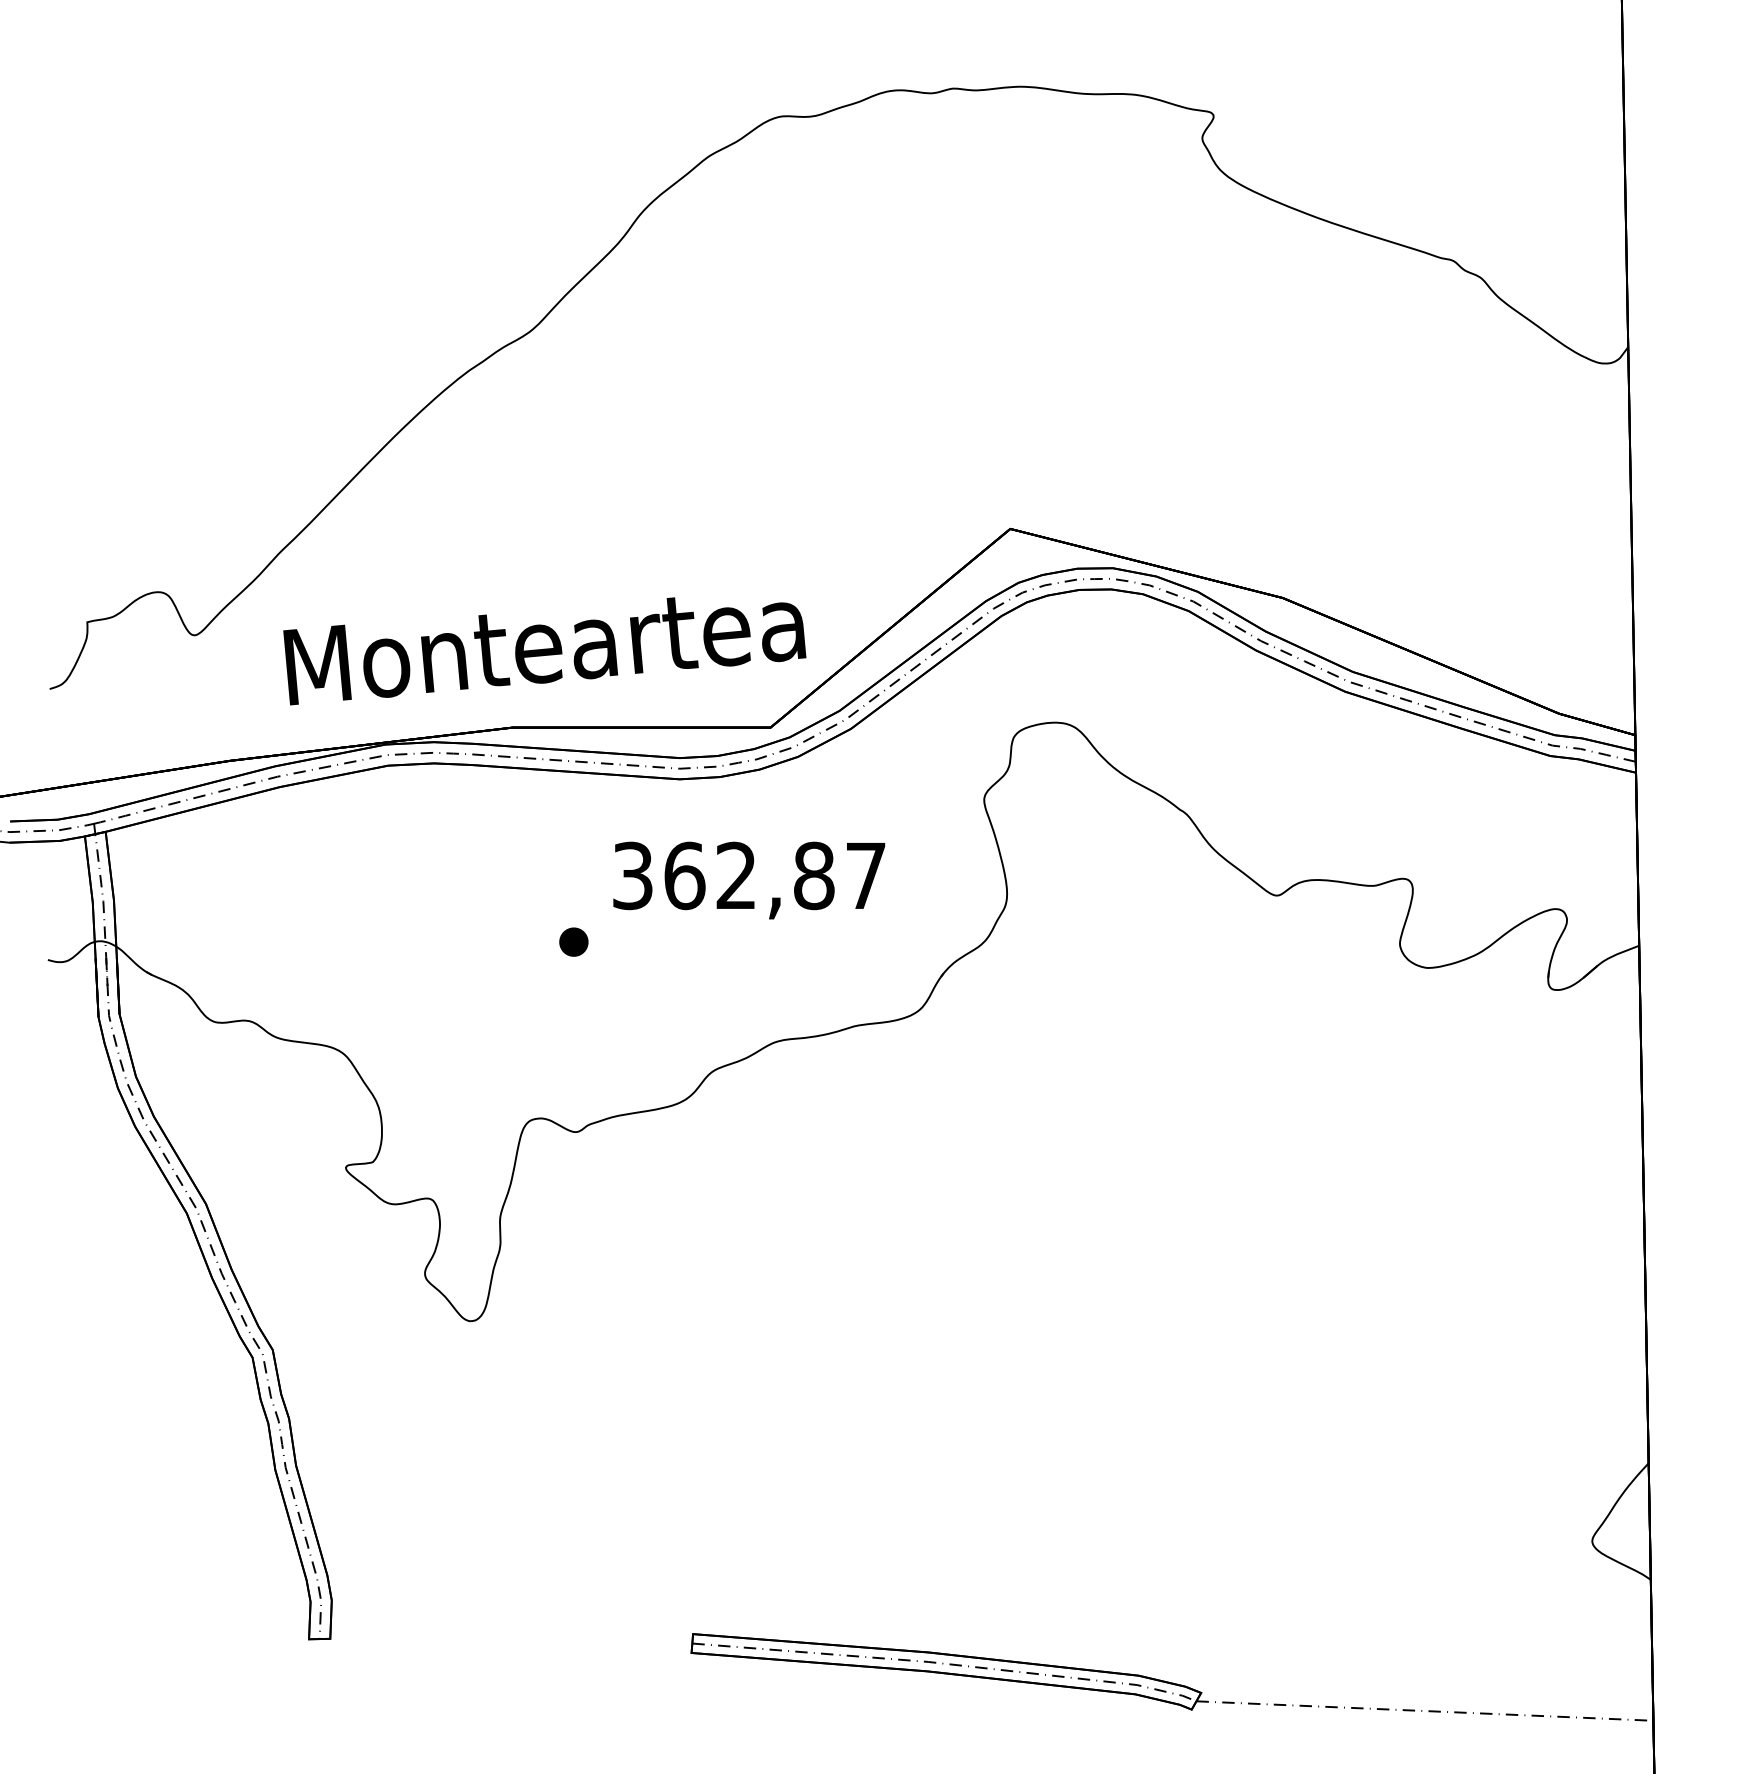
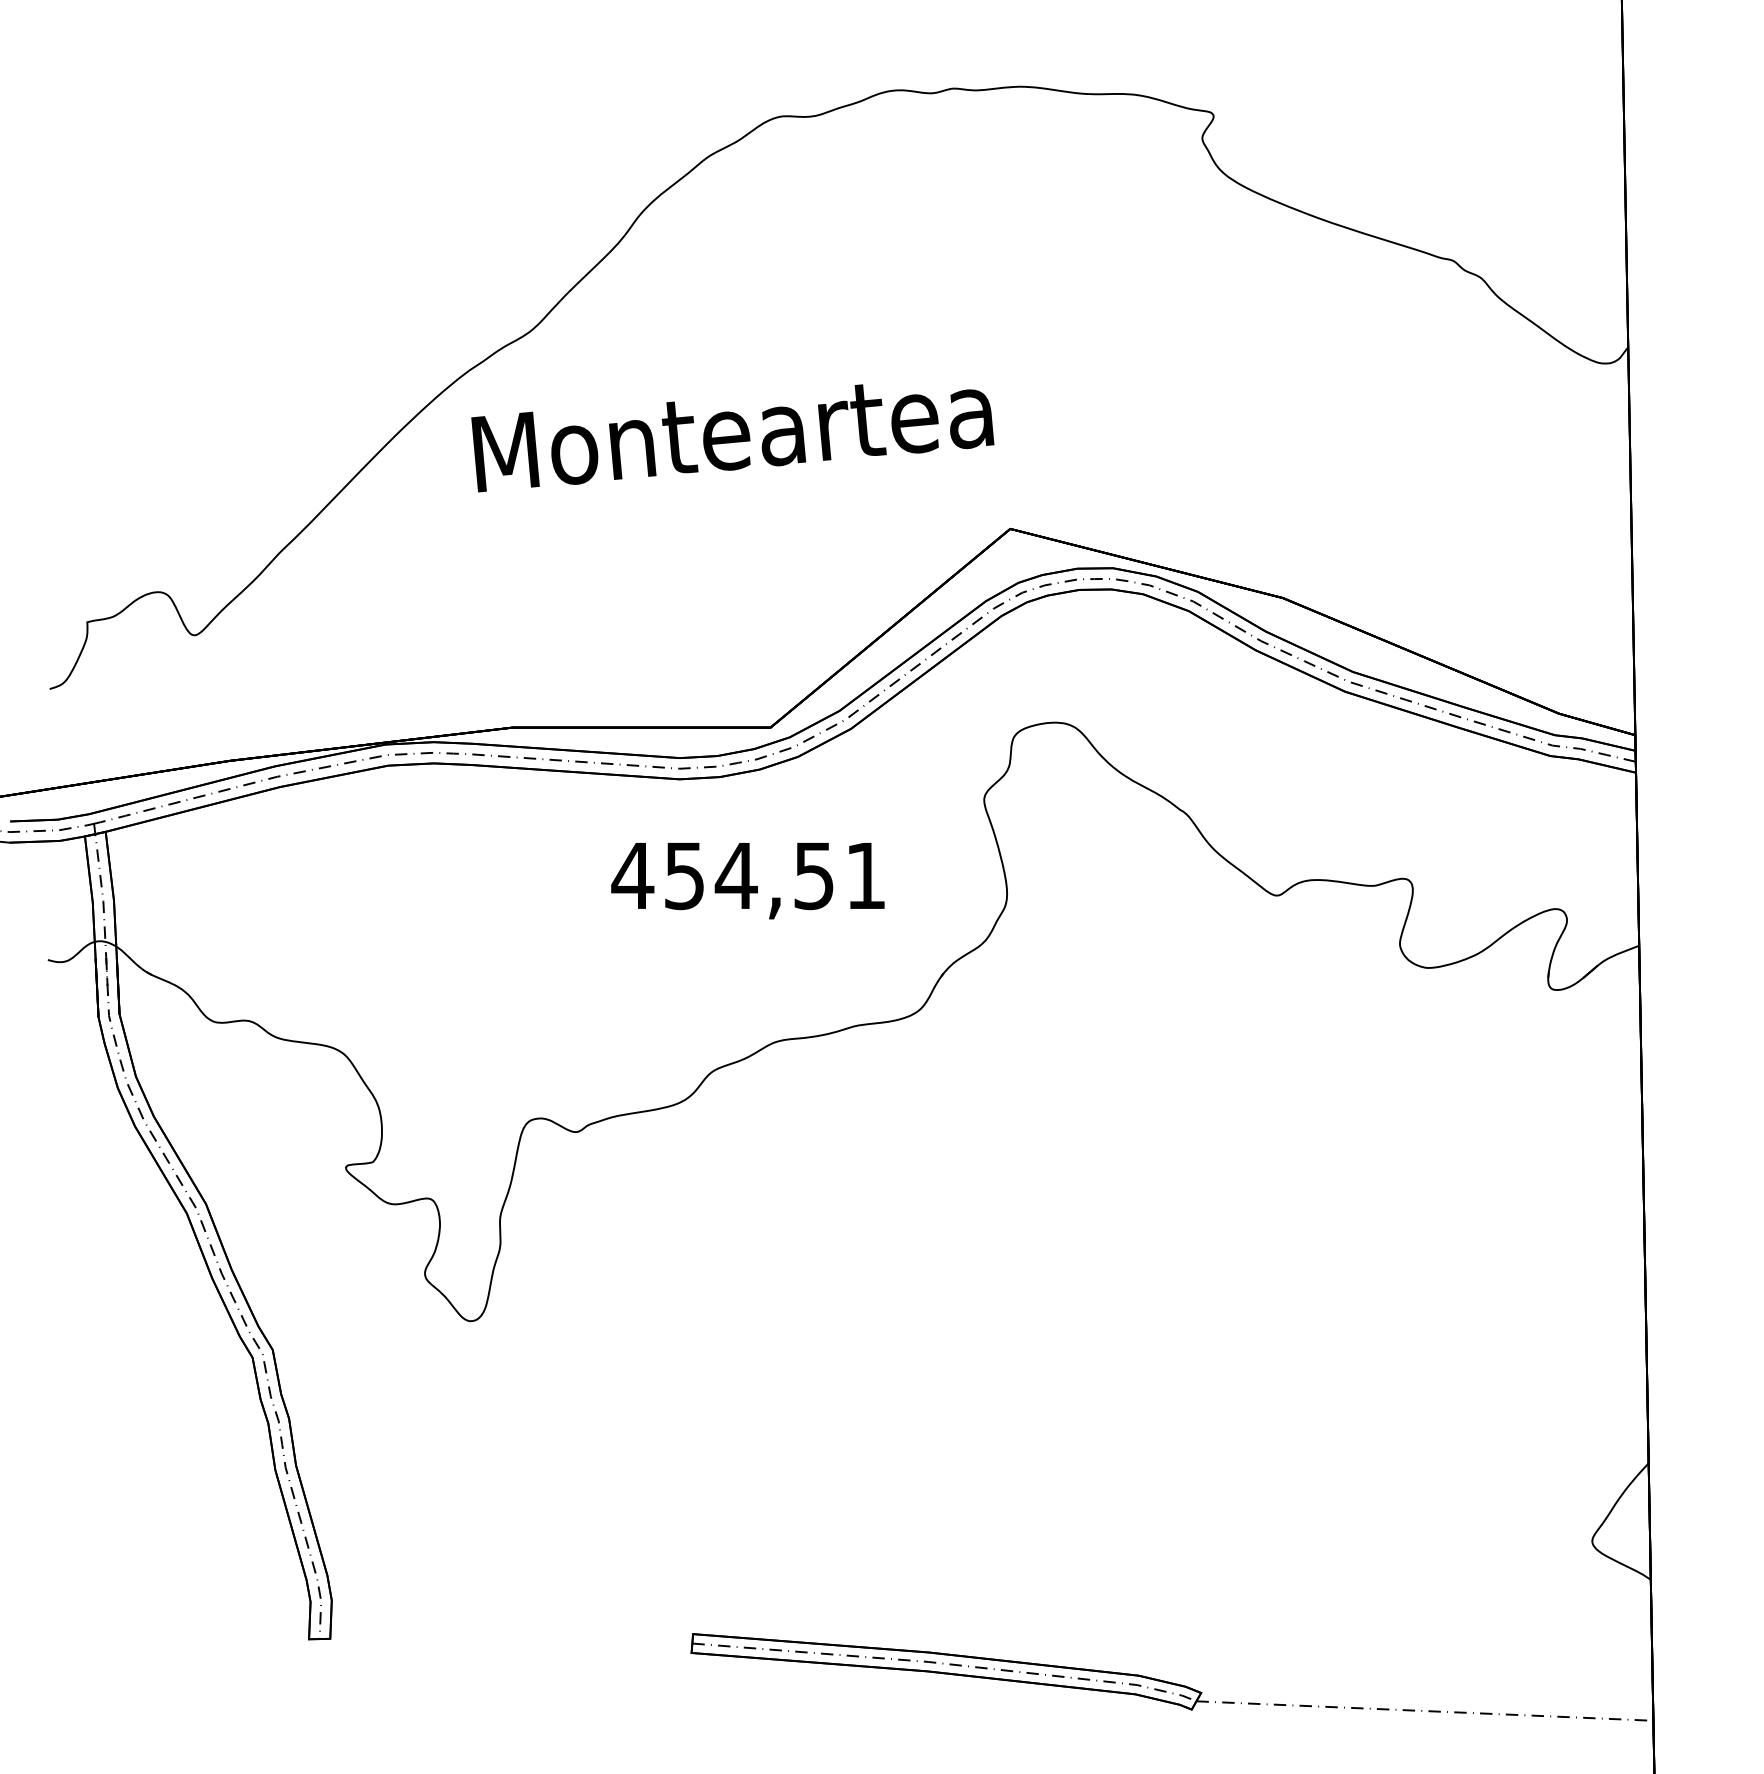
text position: (544, 651) -> (732, 438) (732, 438)
text: 362,87 -> 454,51 (748, 875)
part: present -> none (573, 941)
